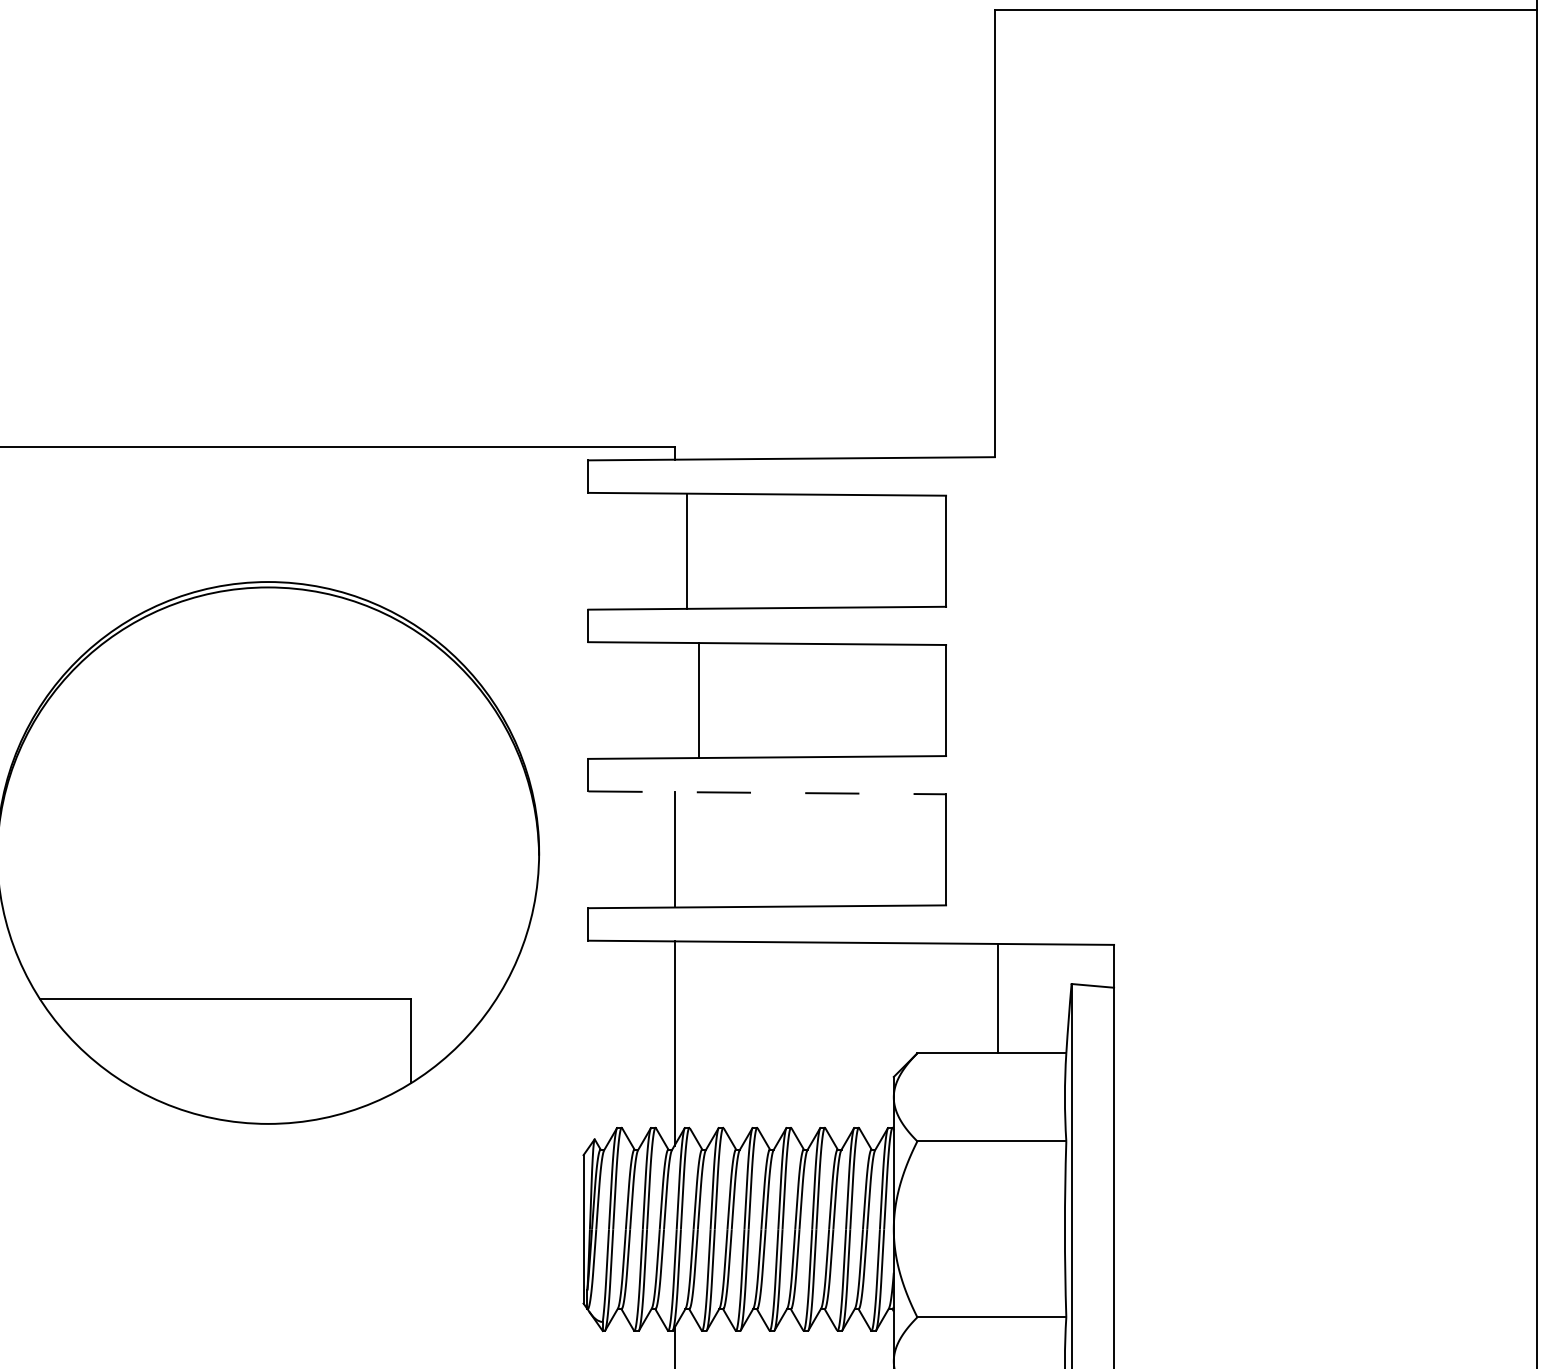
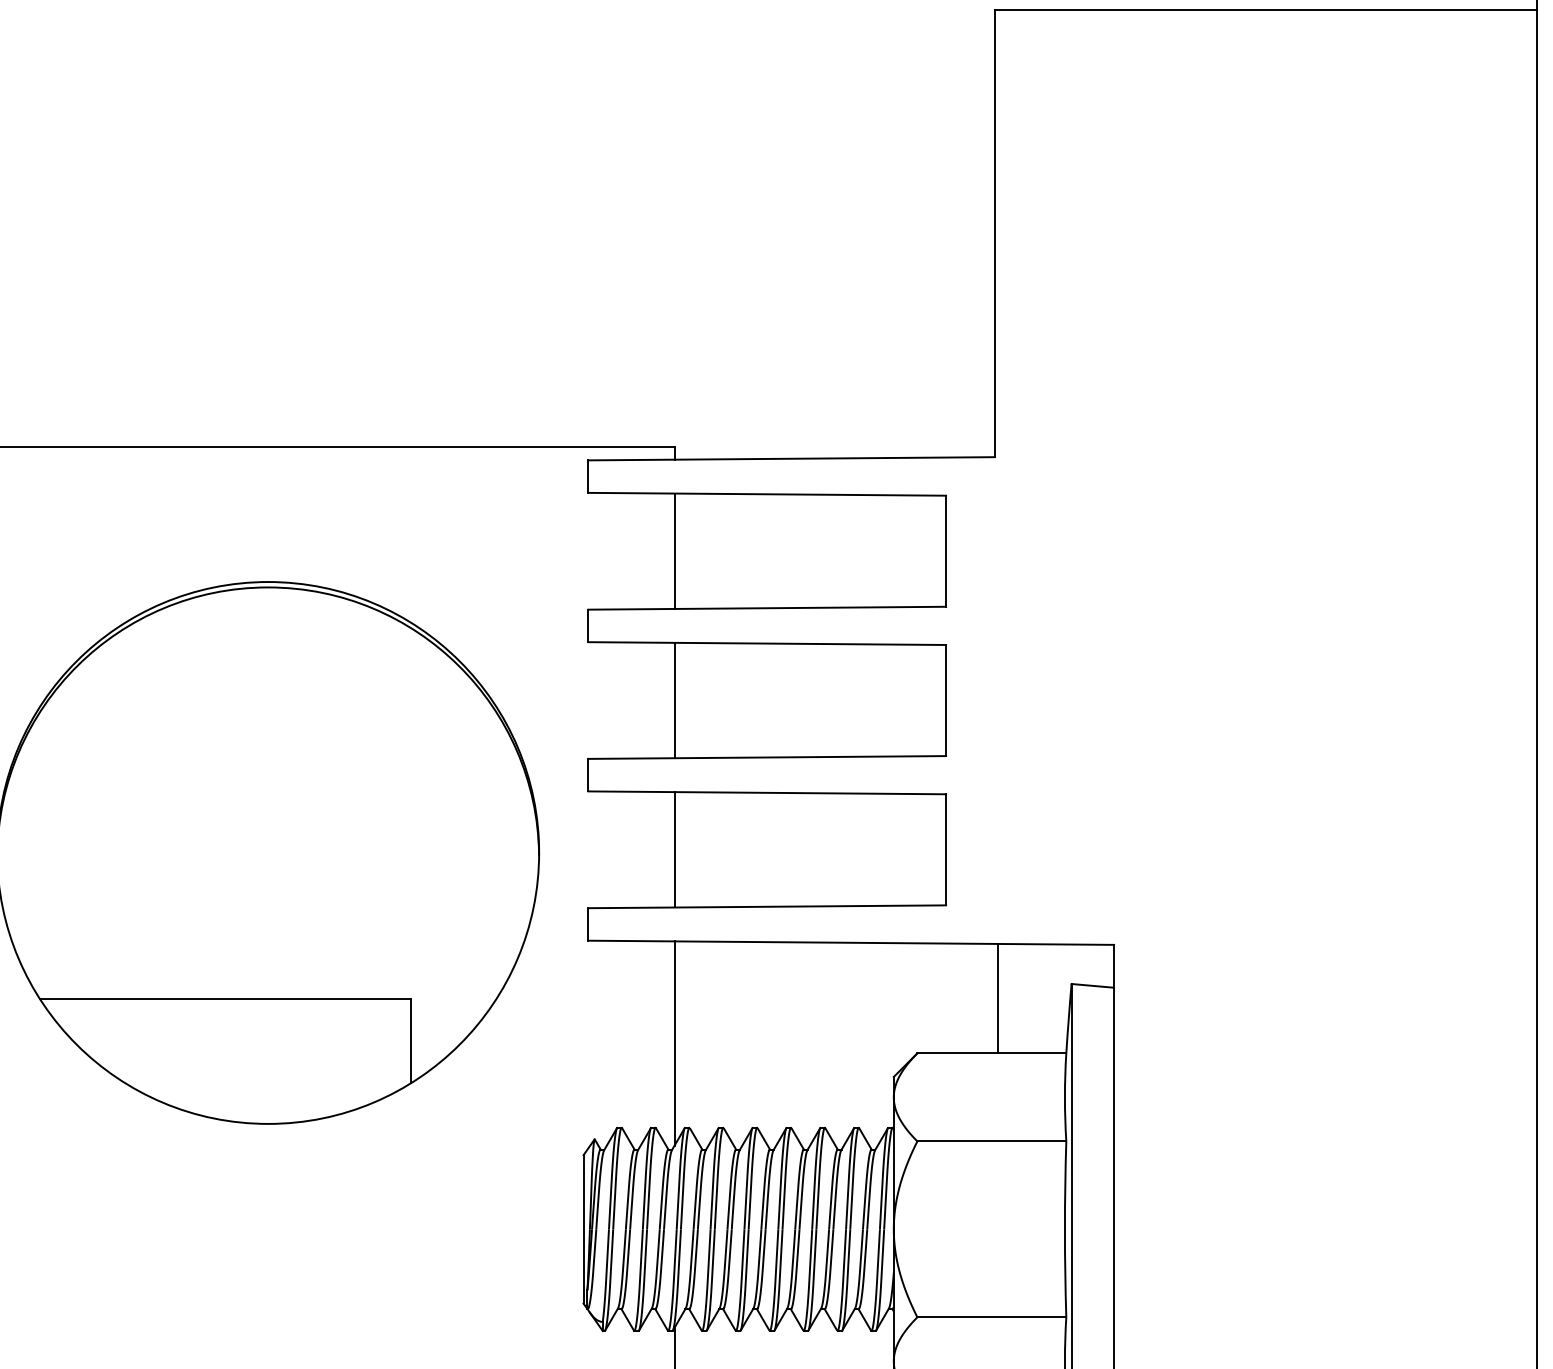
line position: (686, 550) -> (674, 550) (674, 550)
line position: (698, 700) -> (674, 700) (674, 700)
line: dashed -> solid (767, 792)
